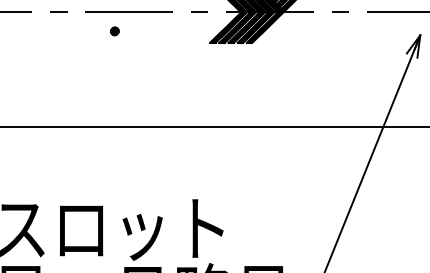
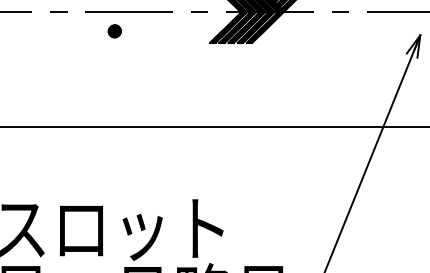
part size: 10x11 px -> 15x15 px (114, 31)
